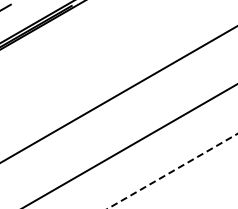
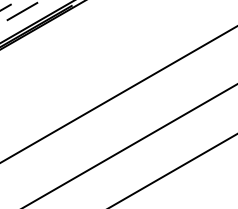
line: none -> present (20, 12)
line: dashed -> solid (172, 171)
